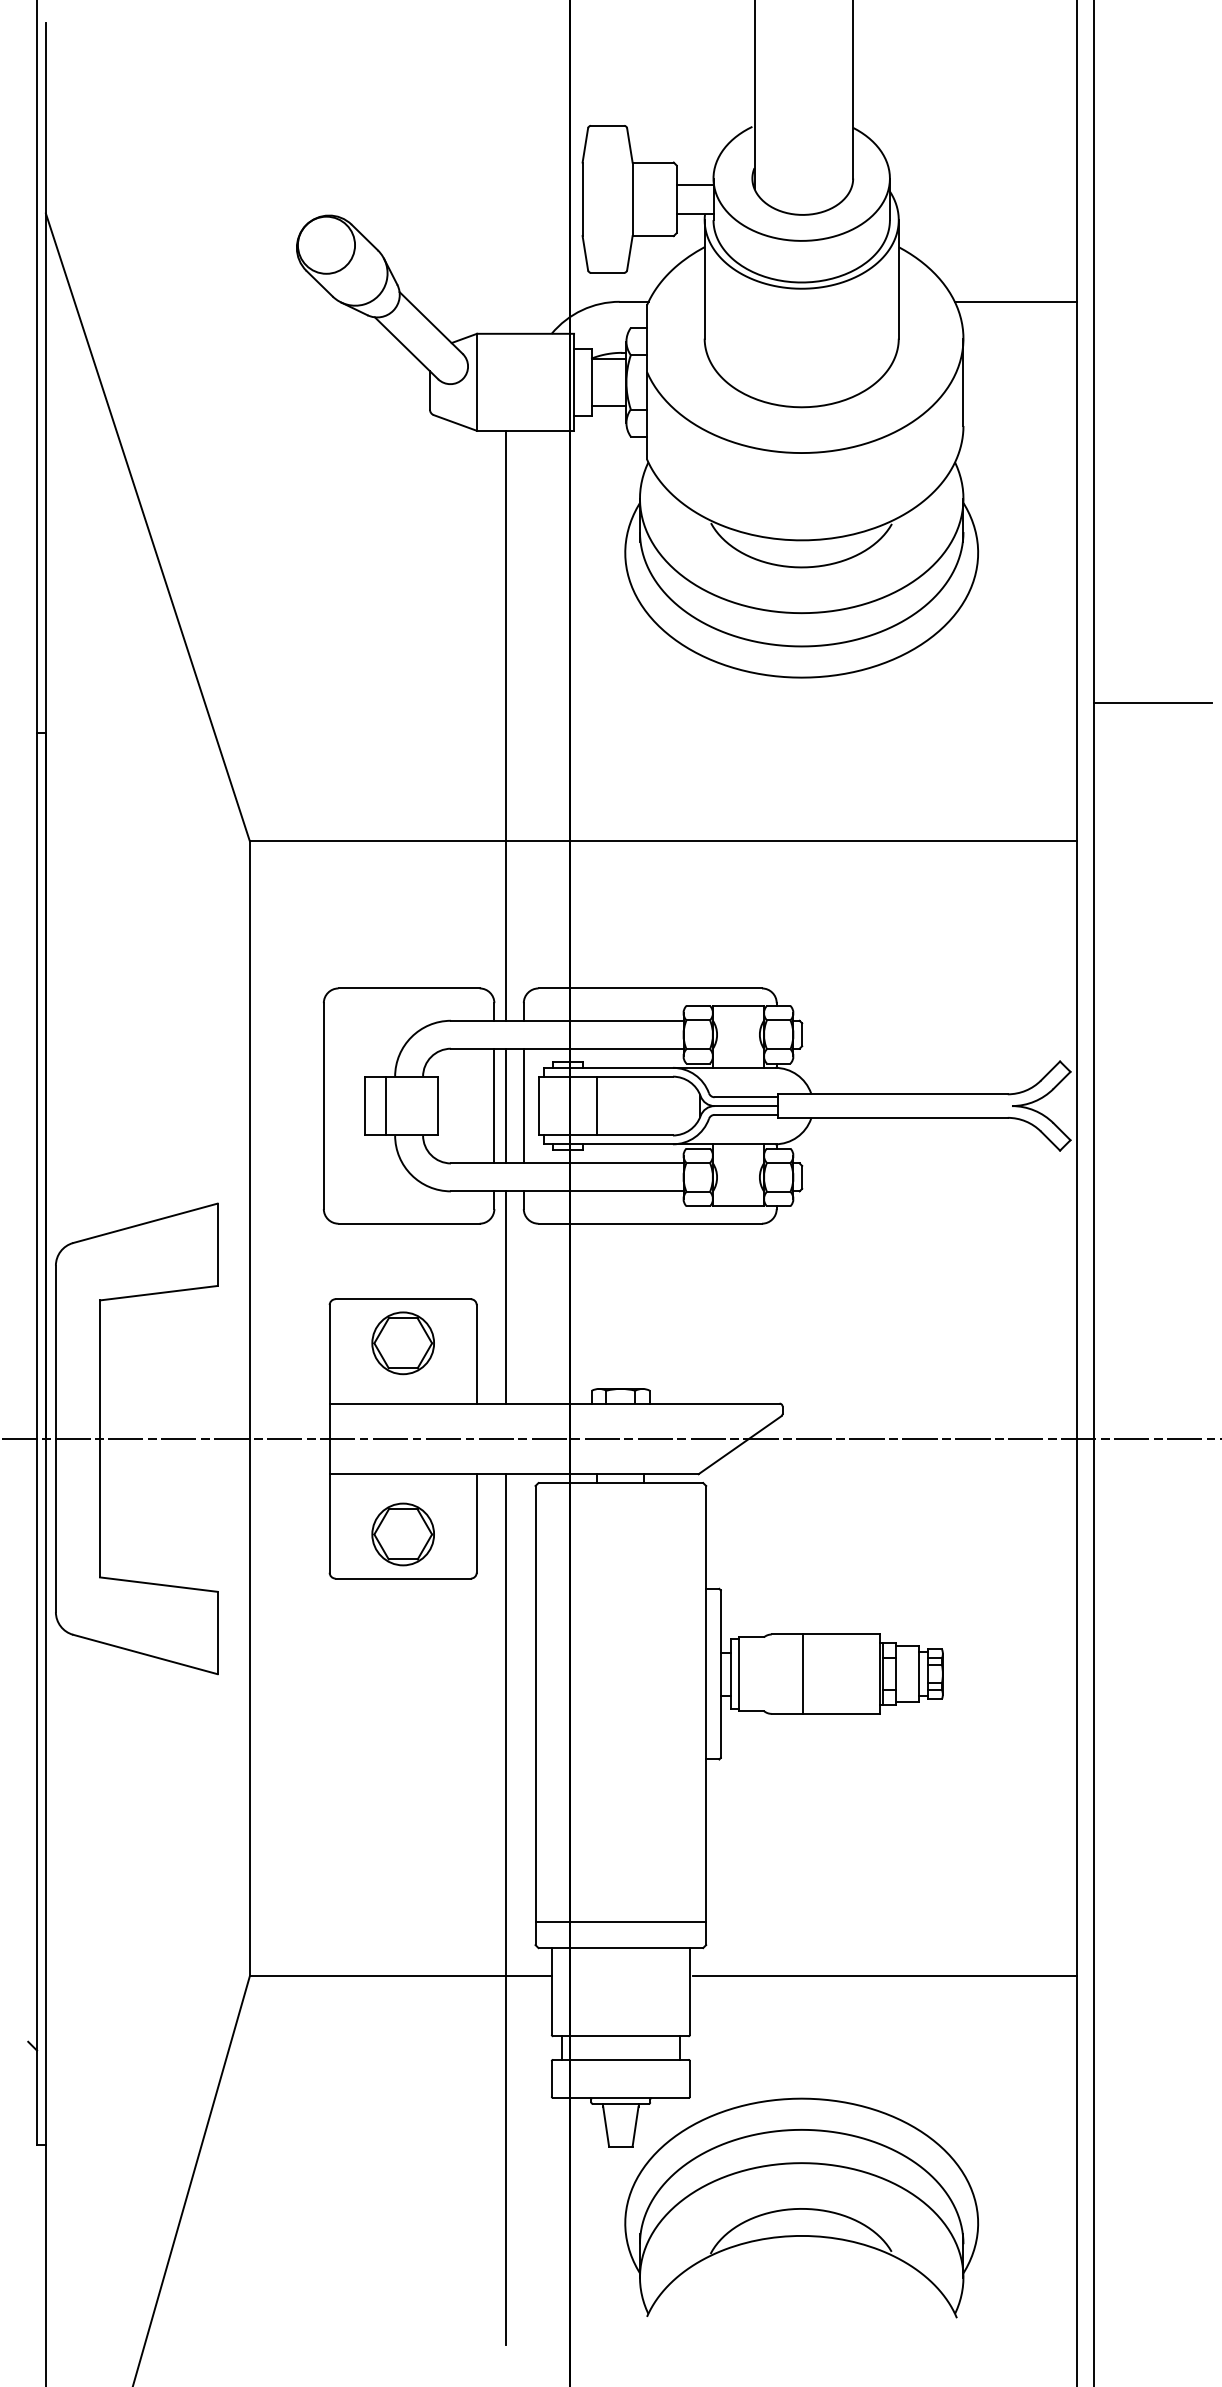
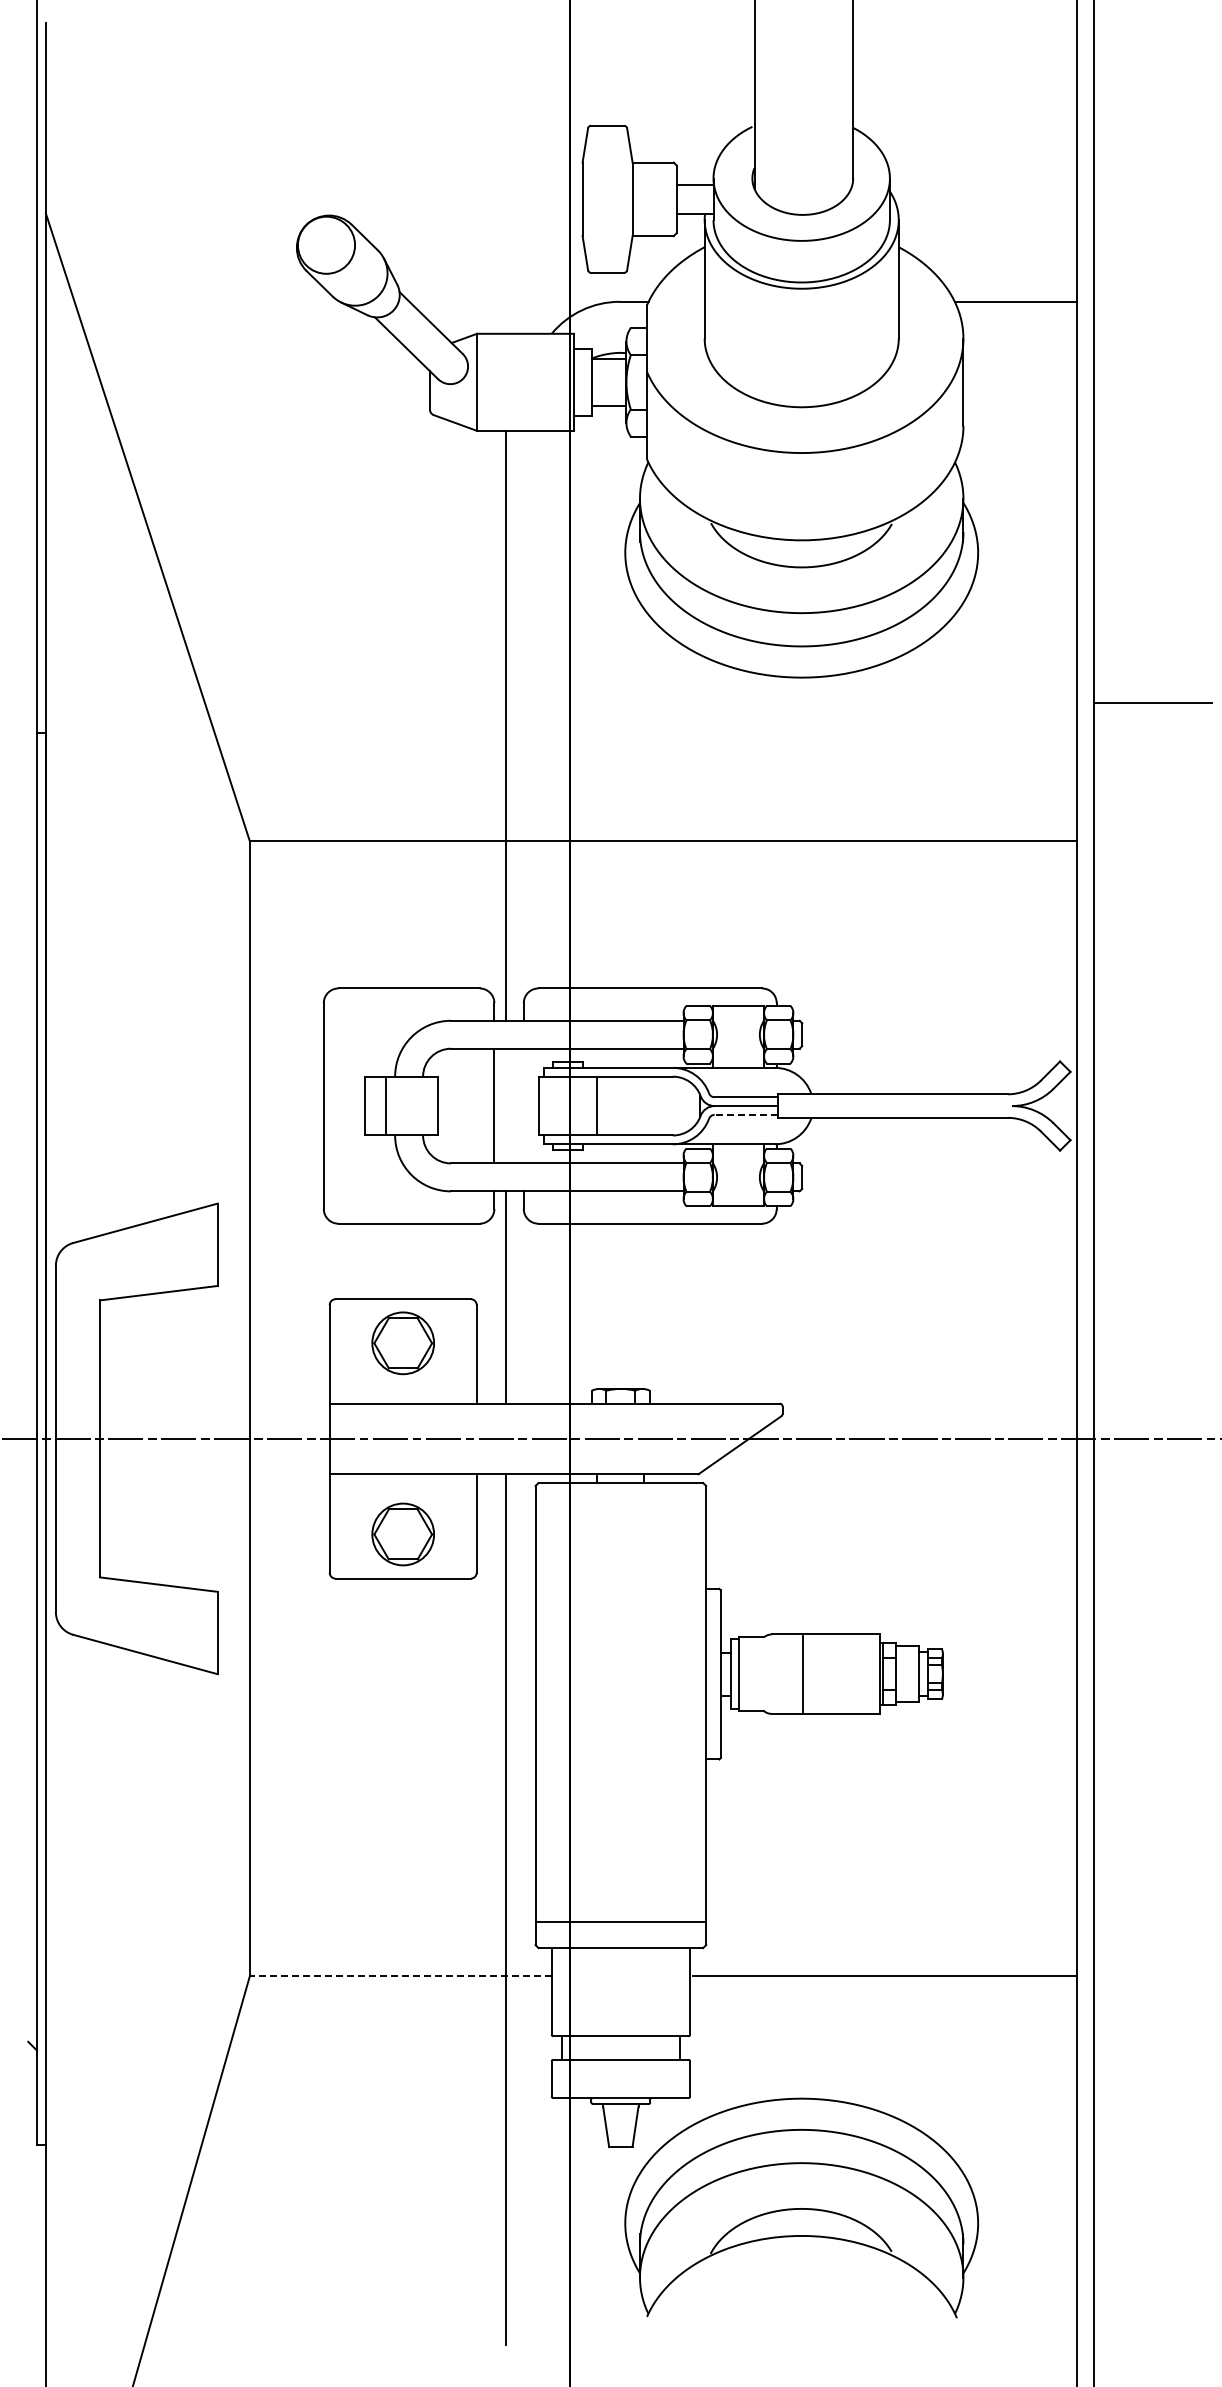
line: present -> none (506, 1105)
line: present -> none (523, 1105)
line: solid -> dashed (745, 1114)
line: solid -> dashed (400, 1976)
